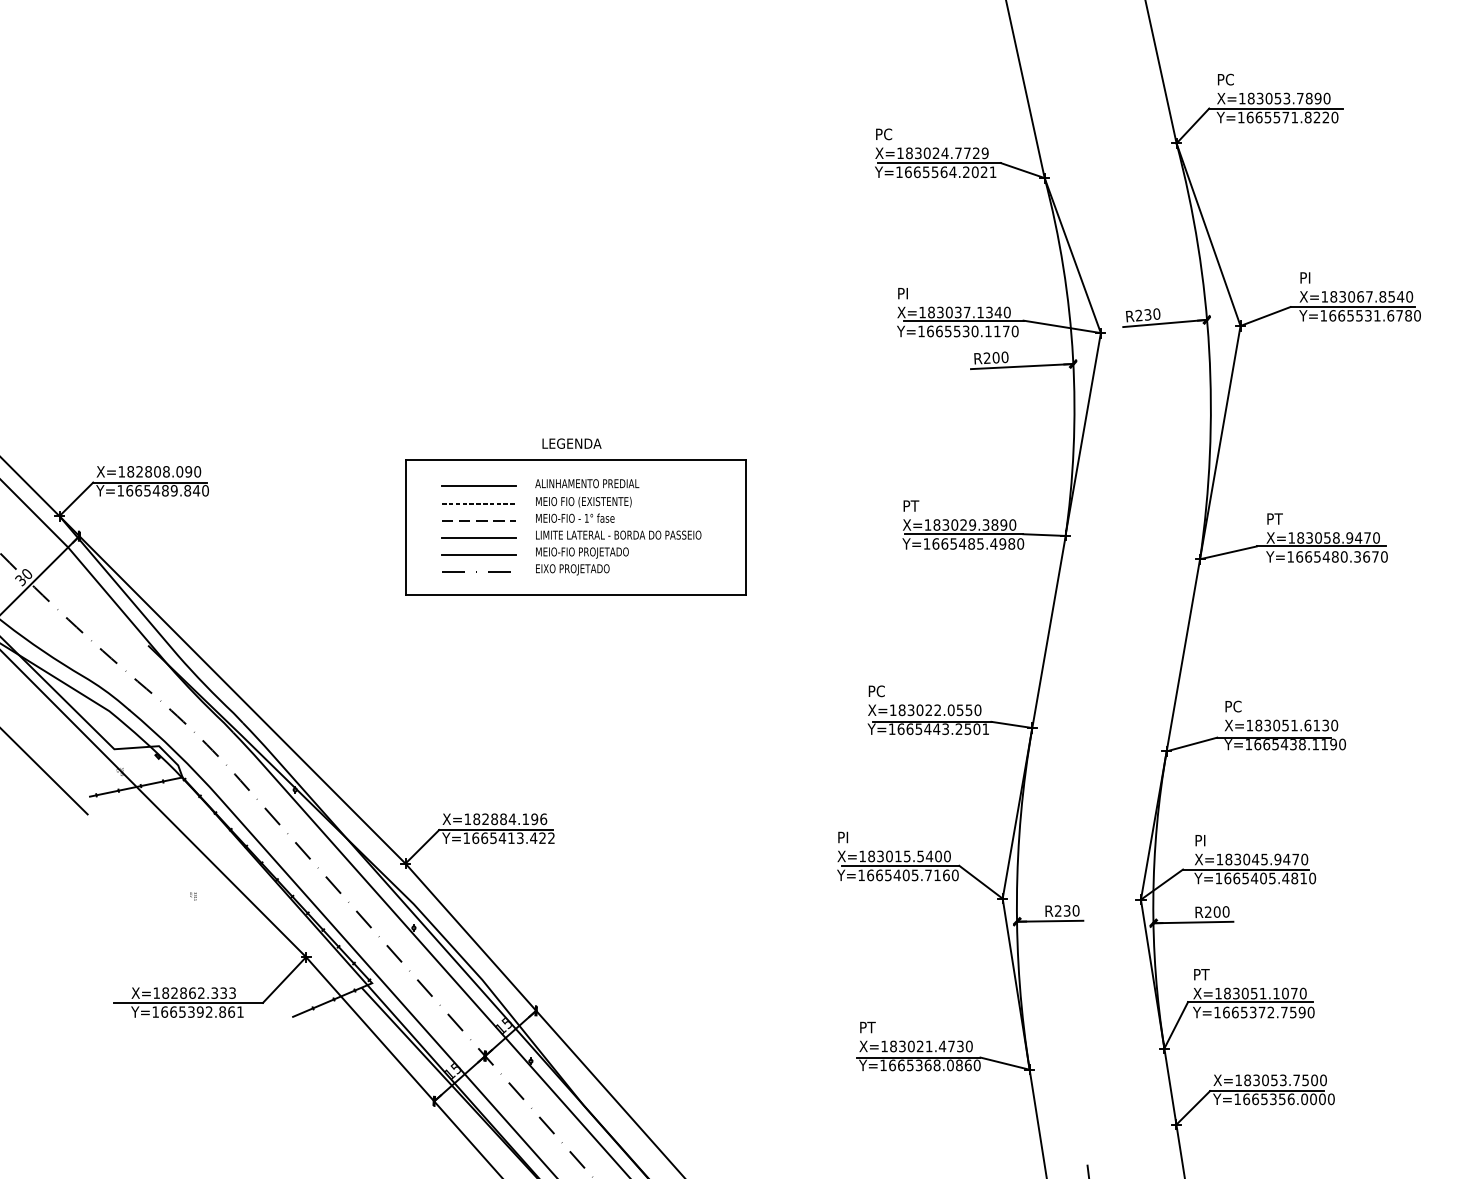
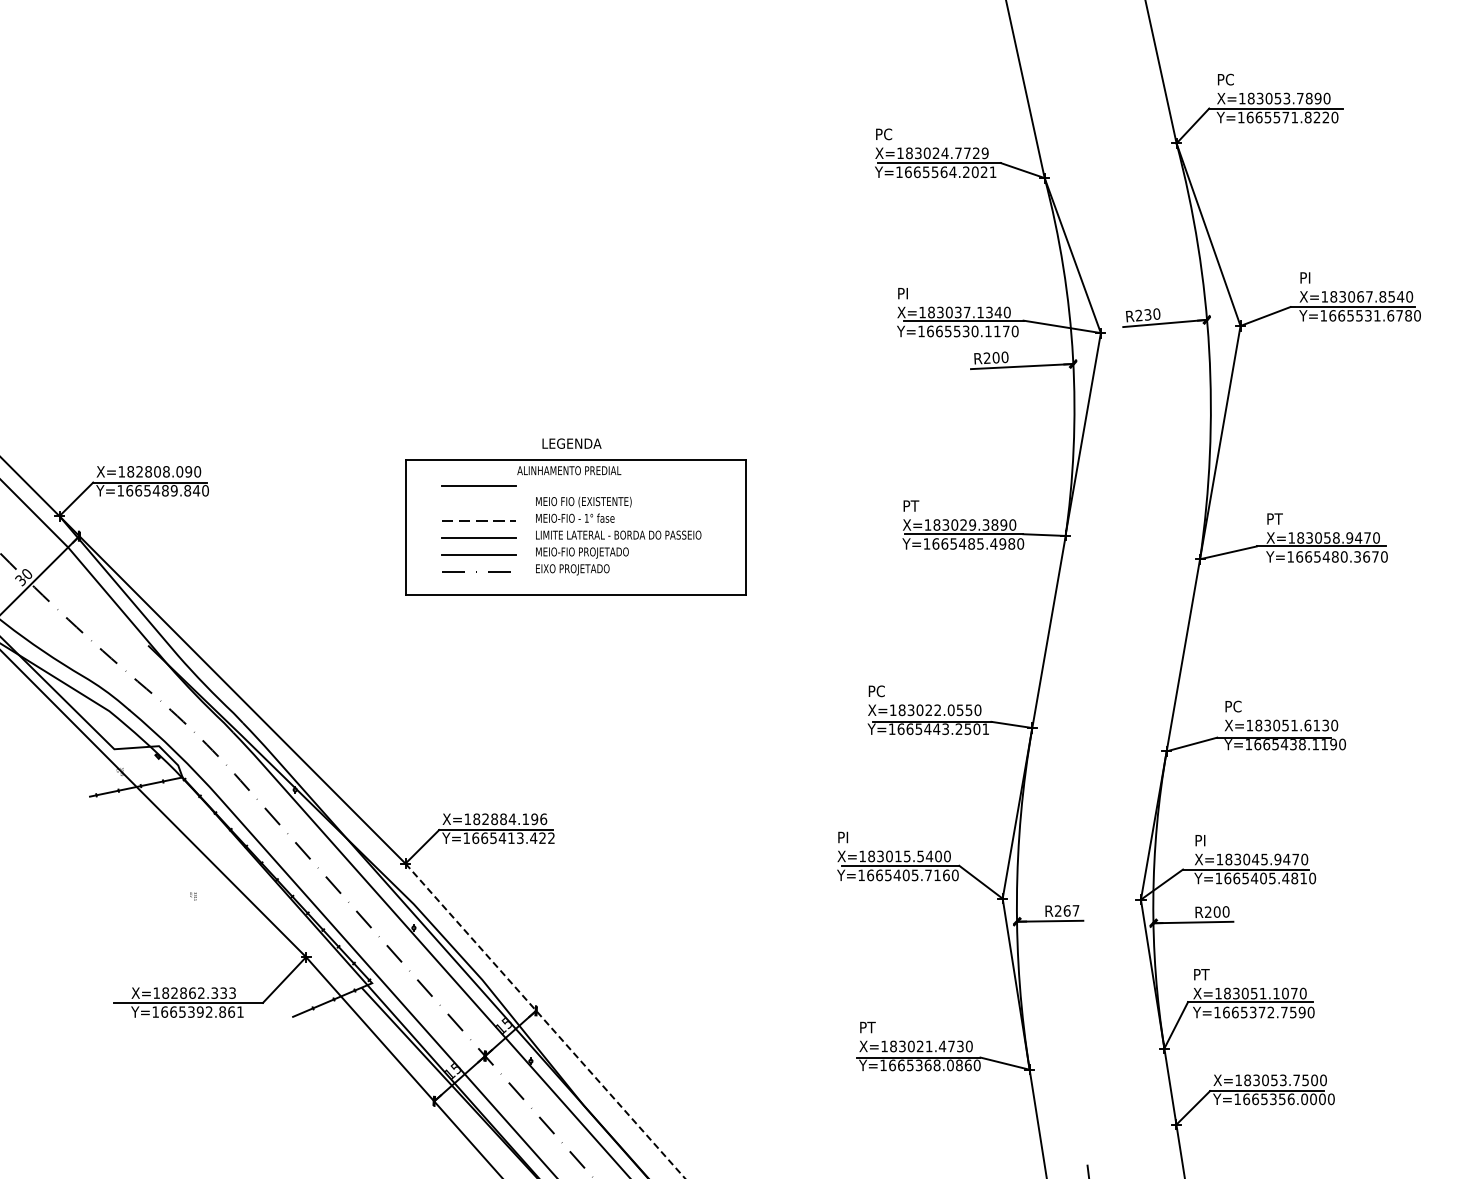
text position: (587, 483) -> (569, 470) (569, 470)
line: present -> none (478, 504)
line: present -> none (44, 771)
text: R230 -> R267 (1071, 910)
line: solid -> dashed (545, 1021)
